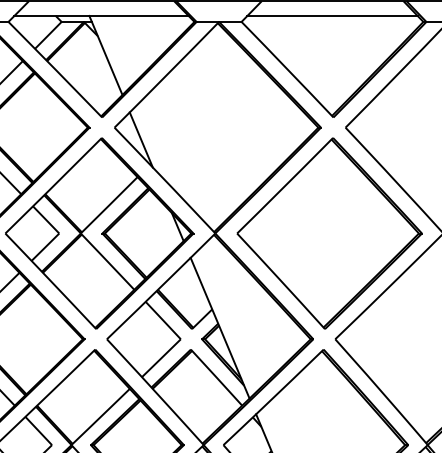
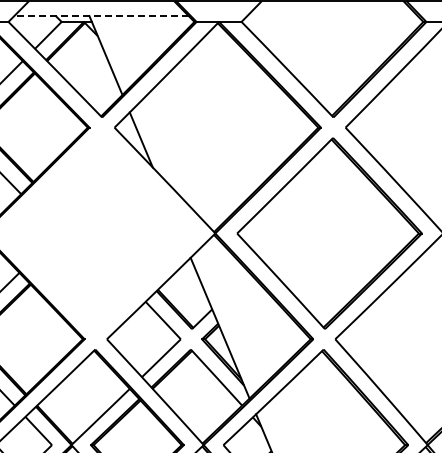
line: solid -> dashed (101, 16)
line: present -> none (332, 16)
part: present -> none (99, 233)
